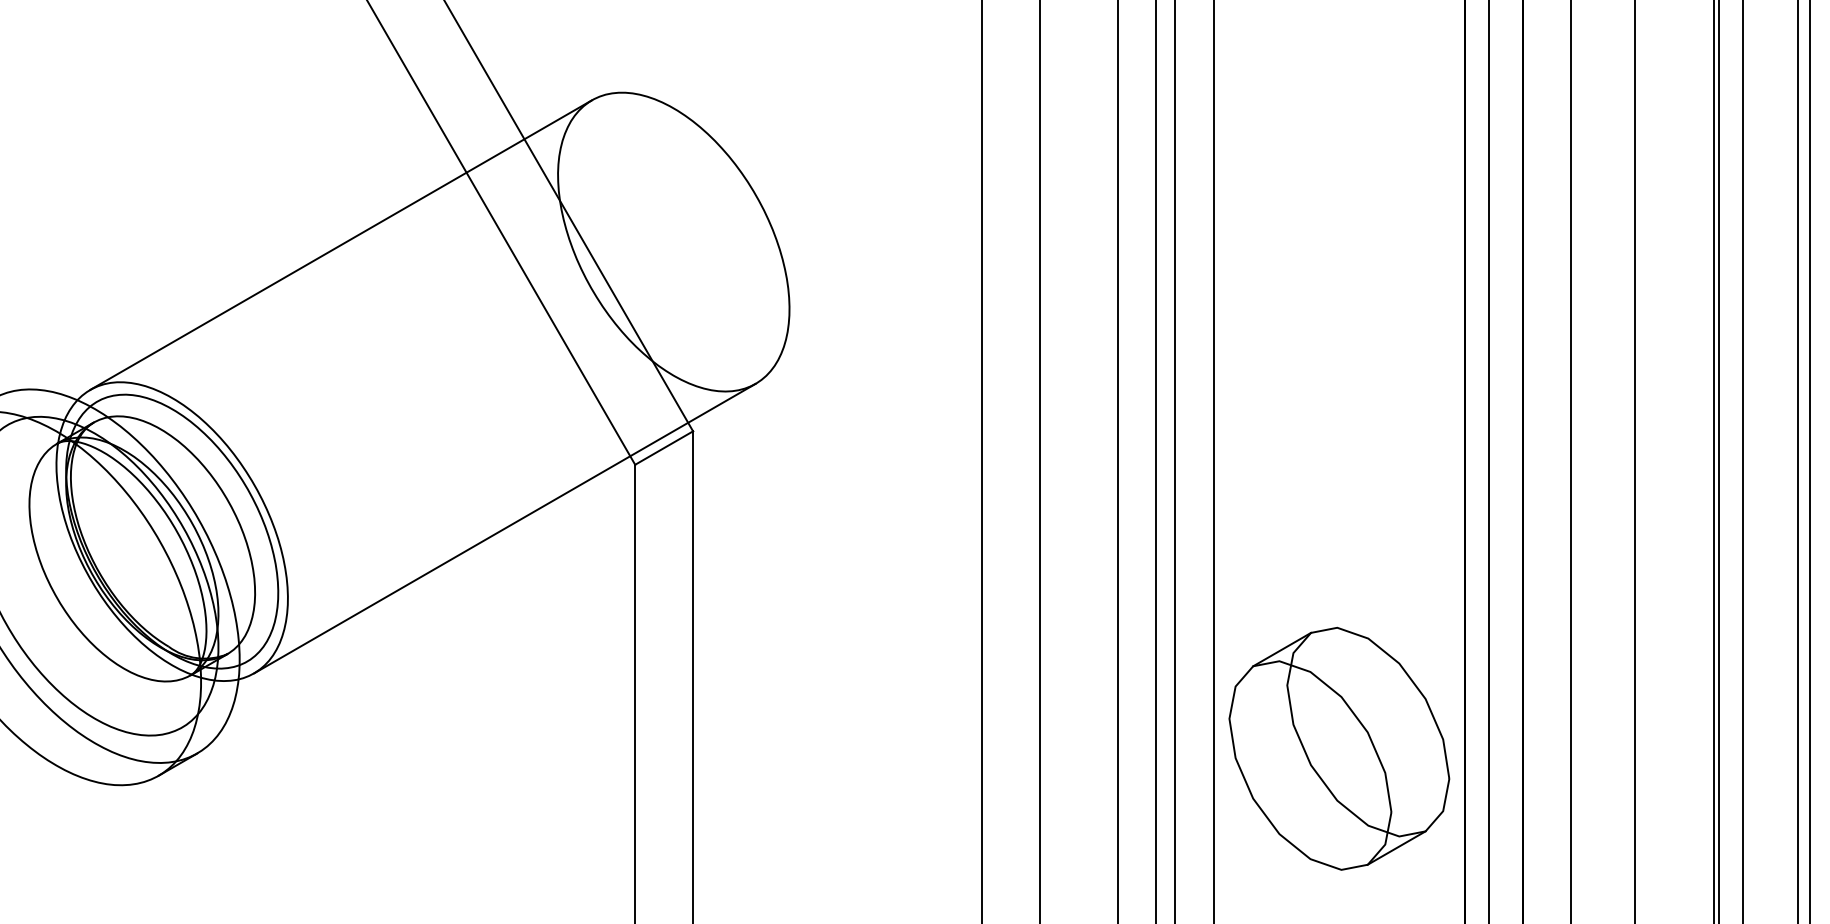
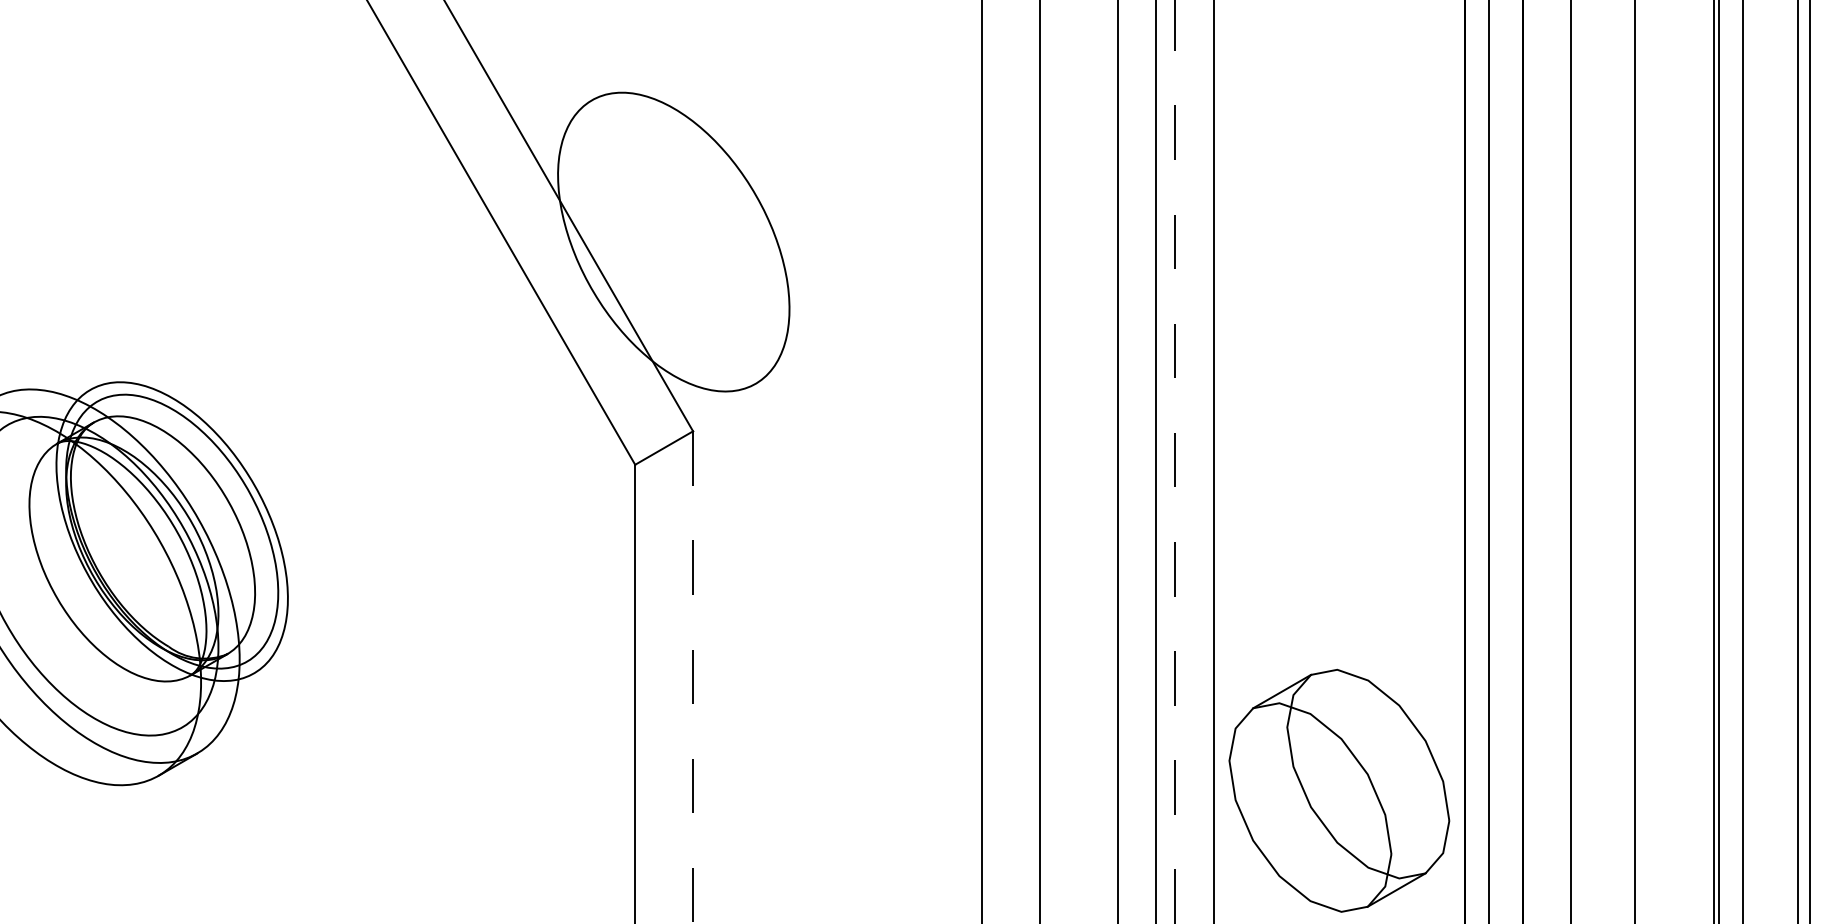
line: present -> none (340, 244)
line: solid -> dashed (1175, 461)
line: present -> none (504, 528)
line: solid -> dashed (693, 678)
part position: (1339, 748) -> (1339, 790) (1339, 790)
